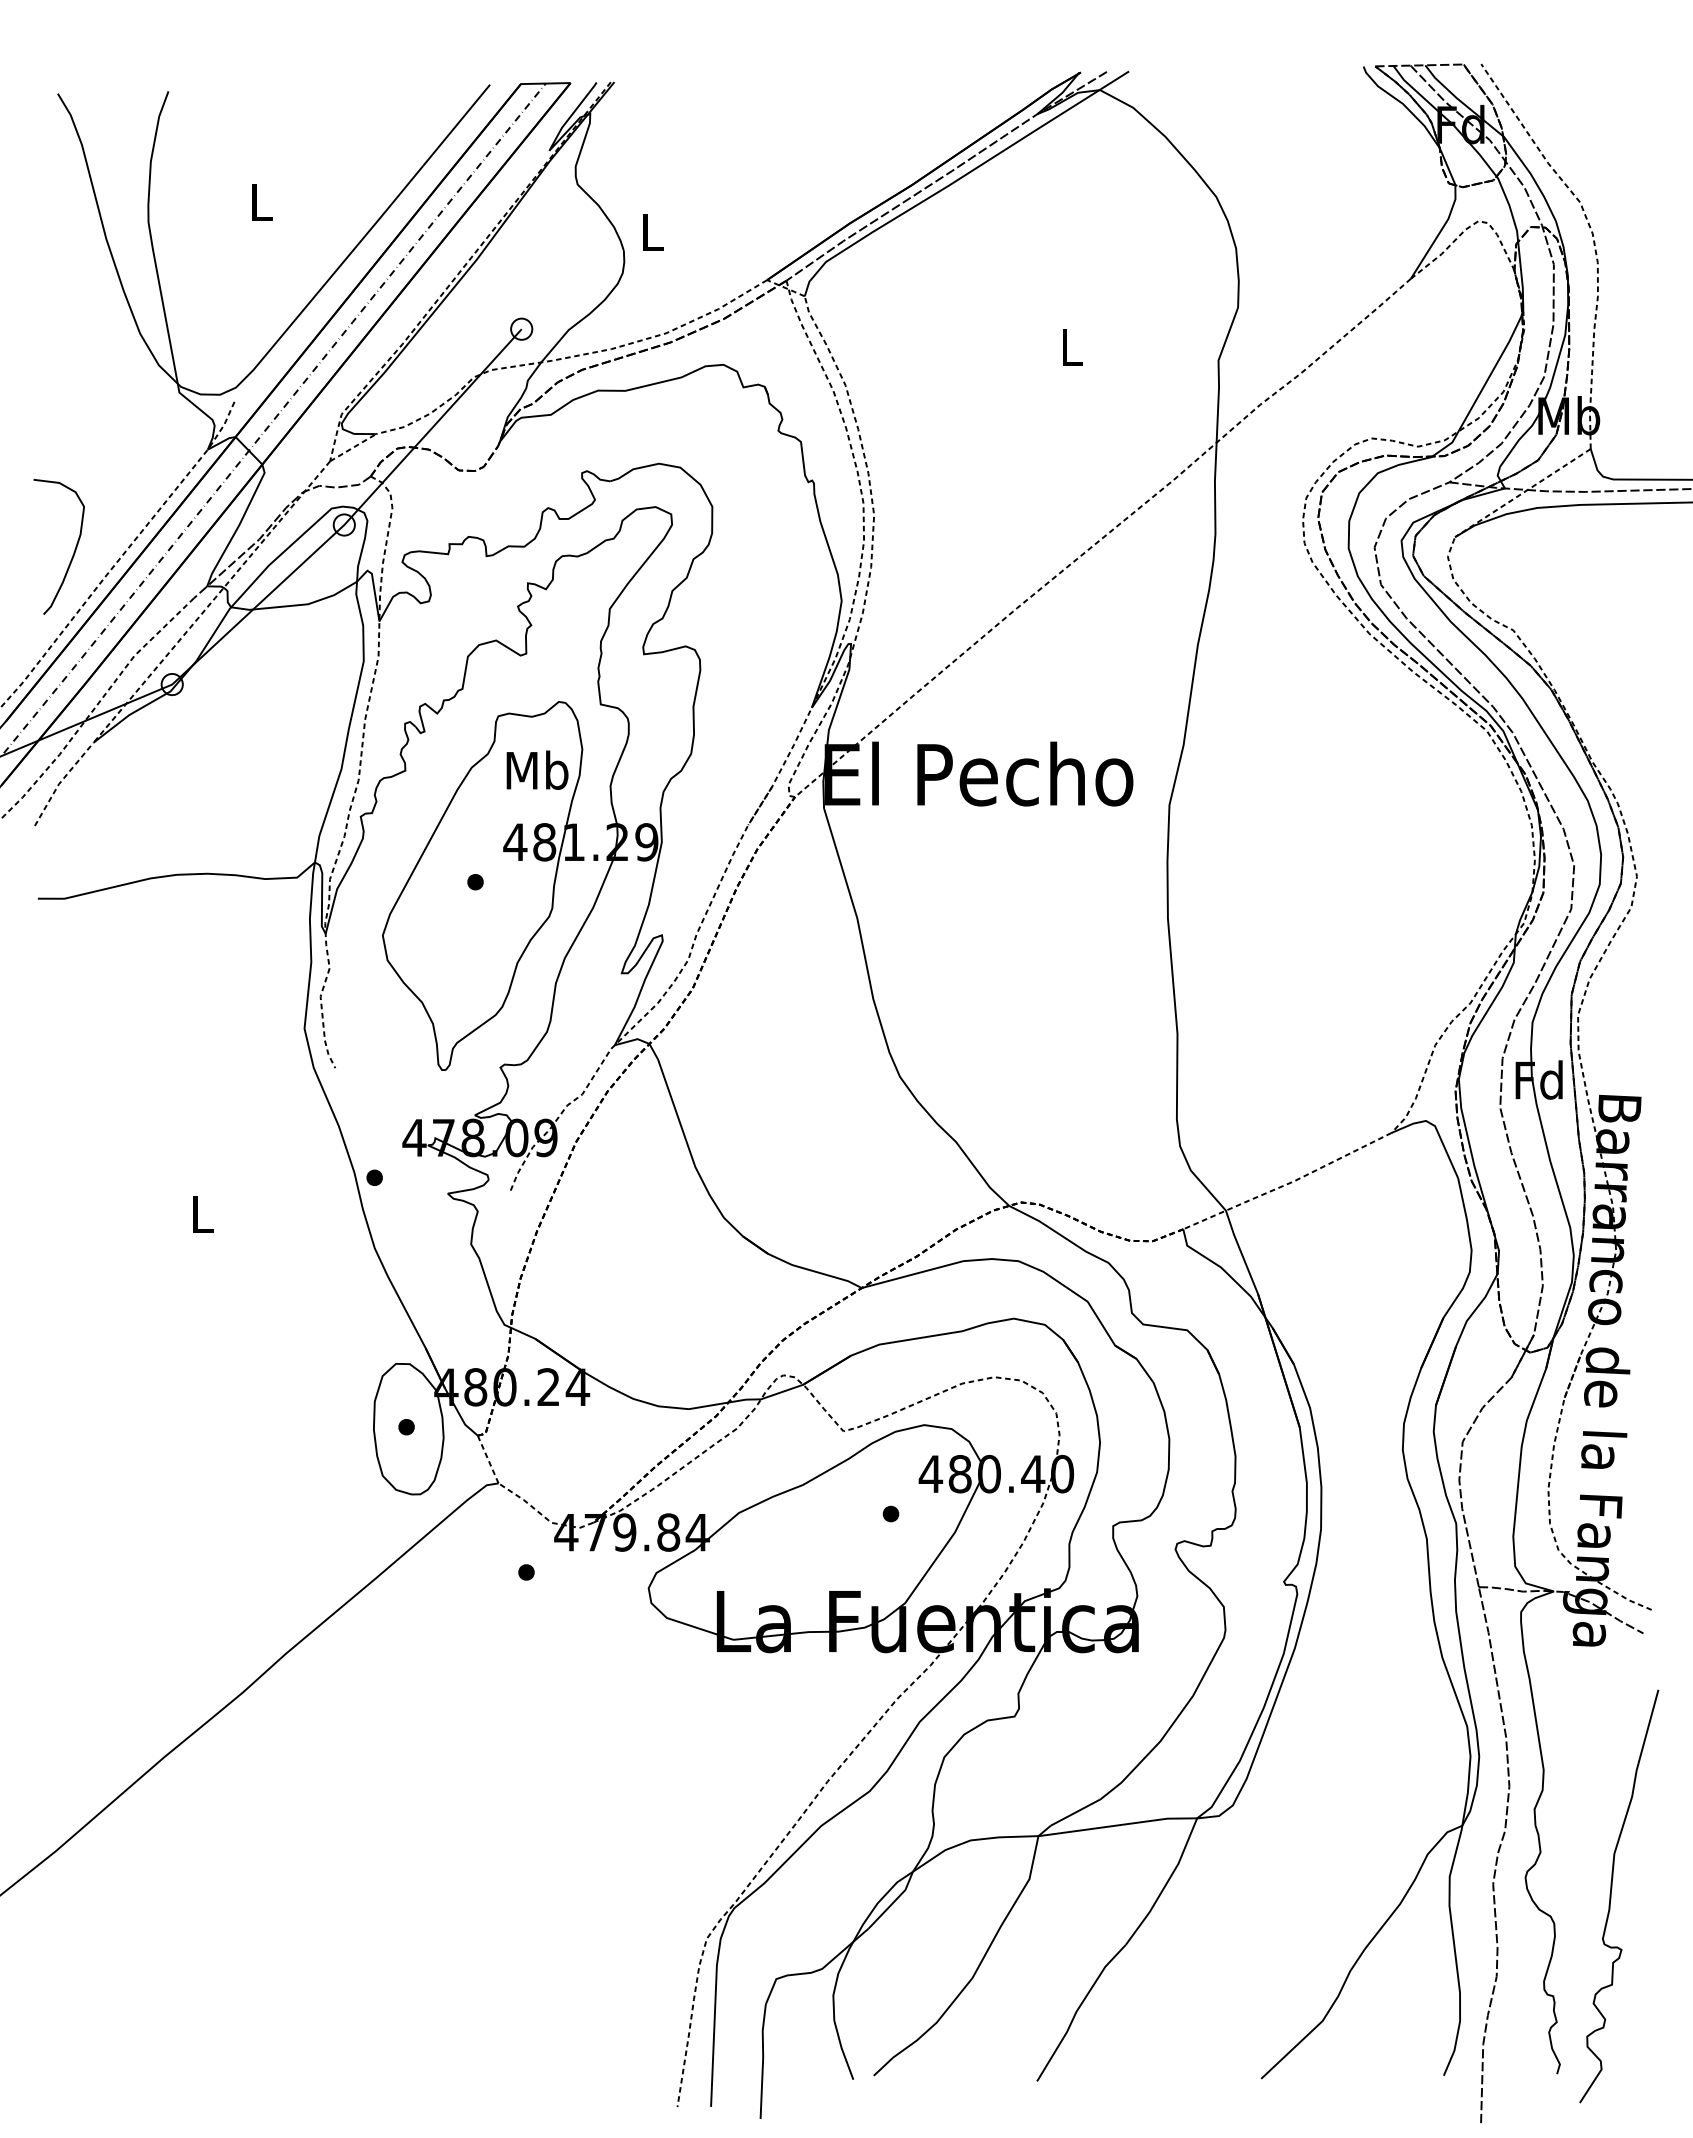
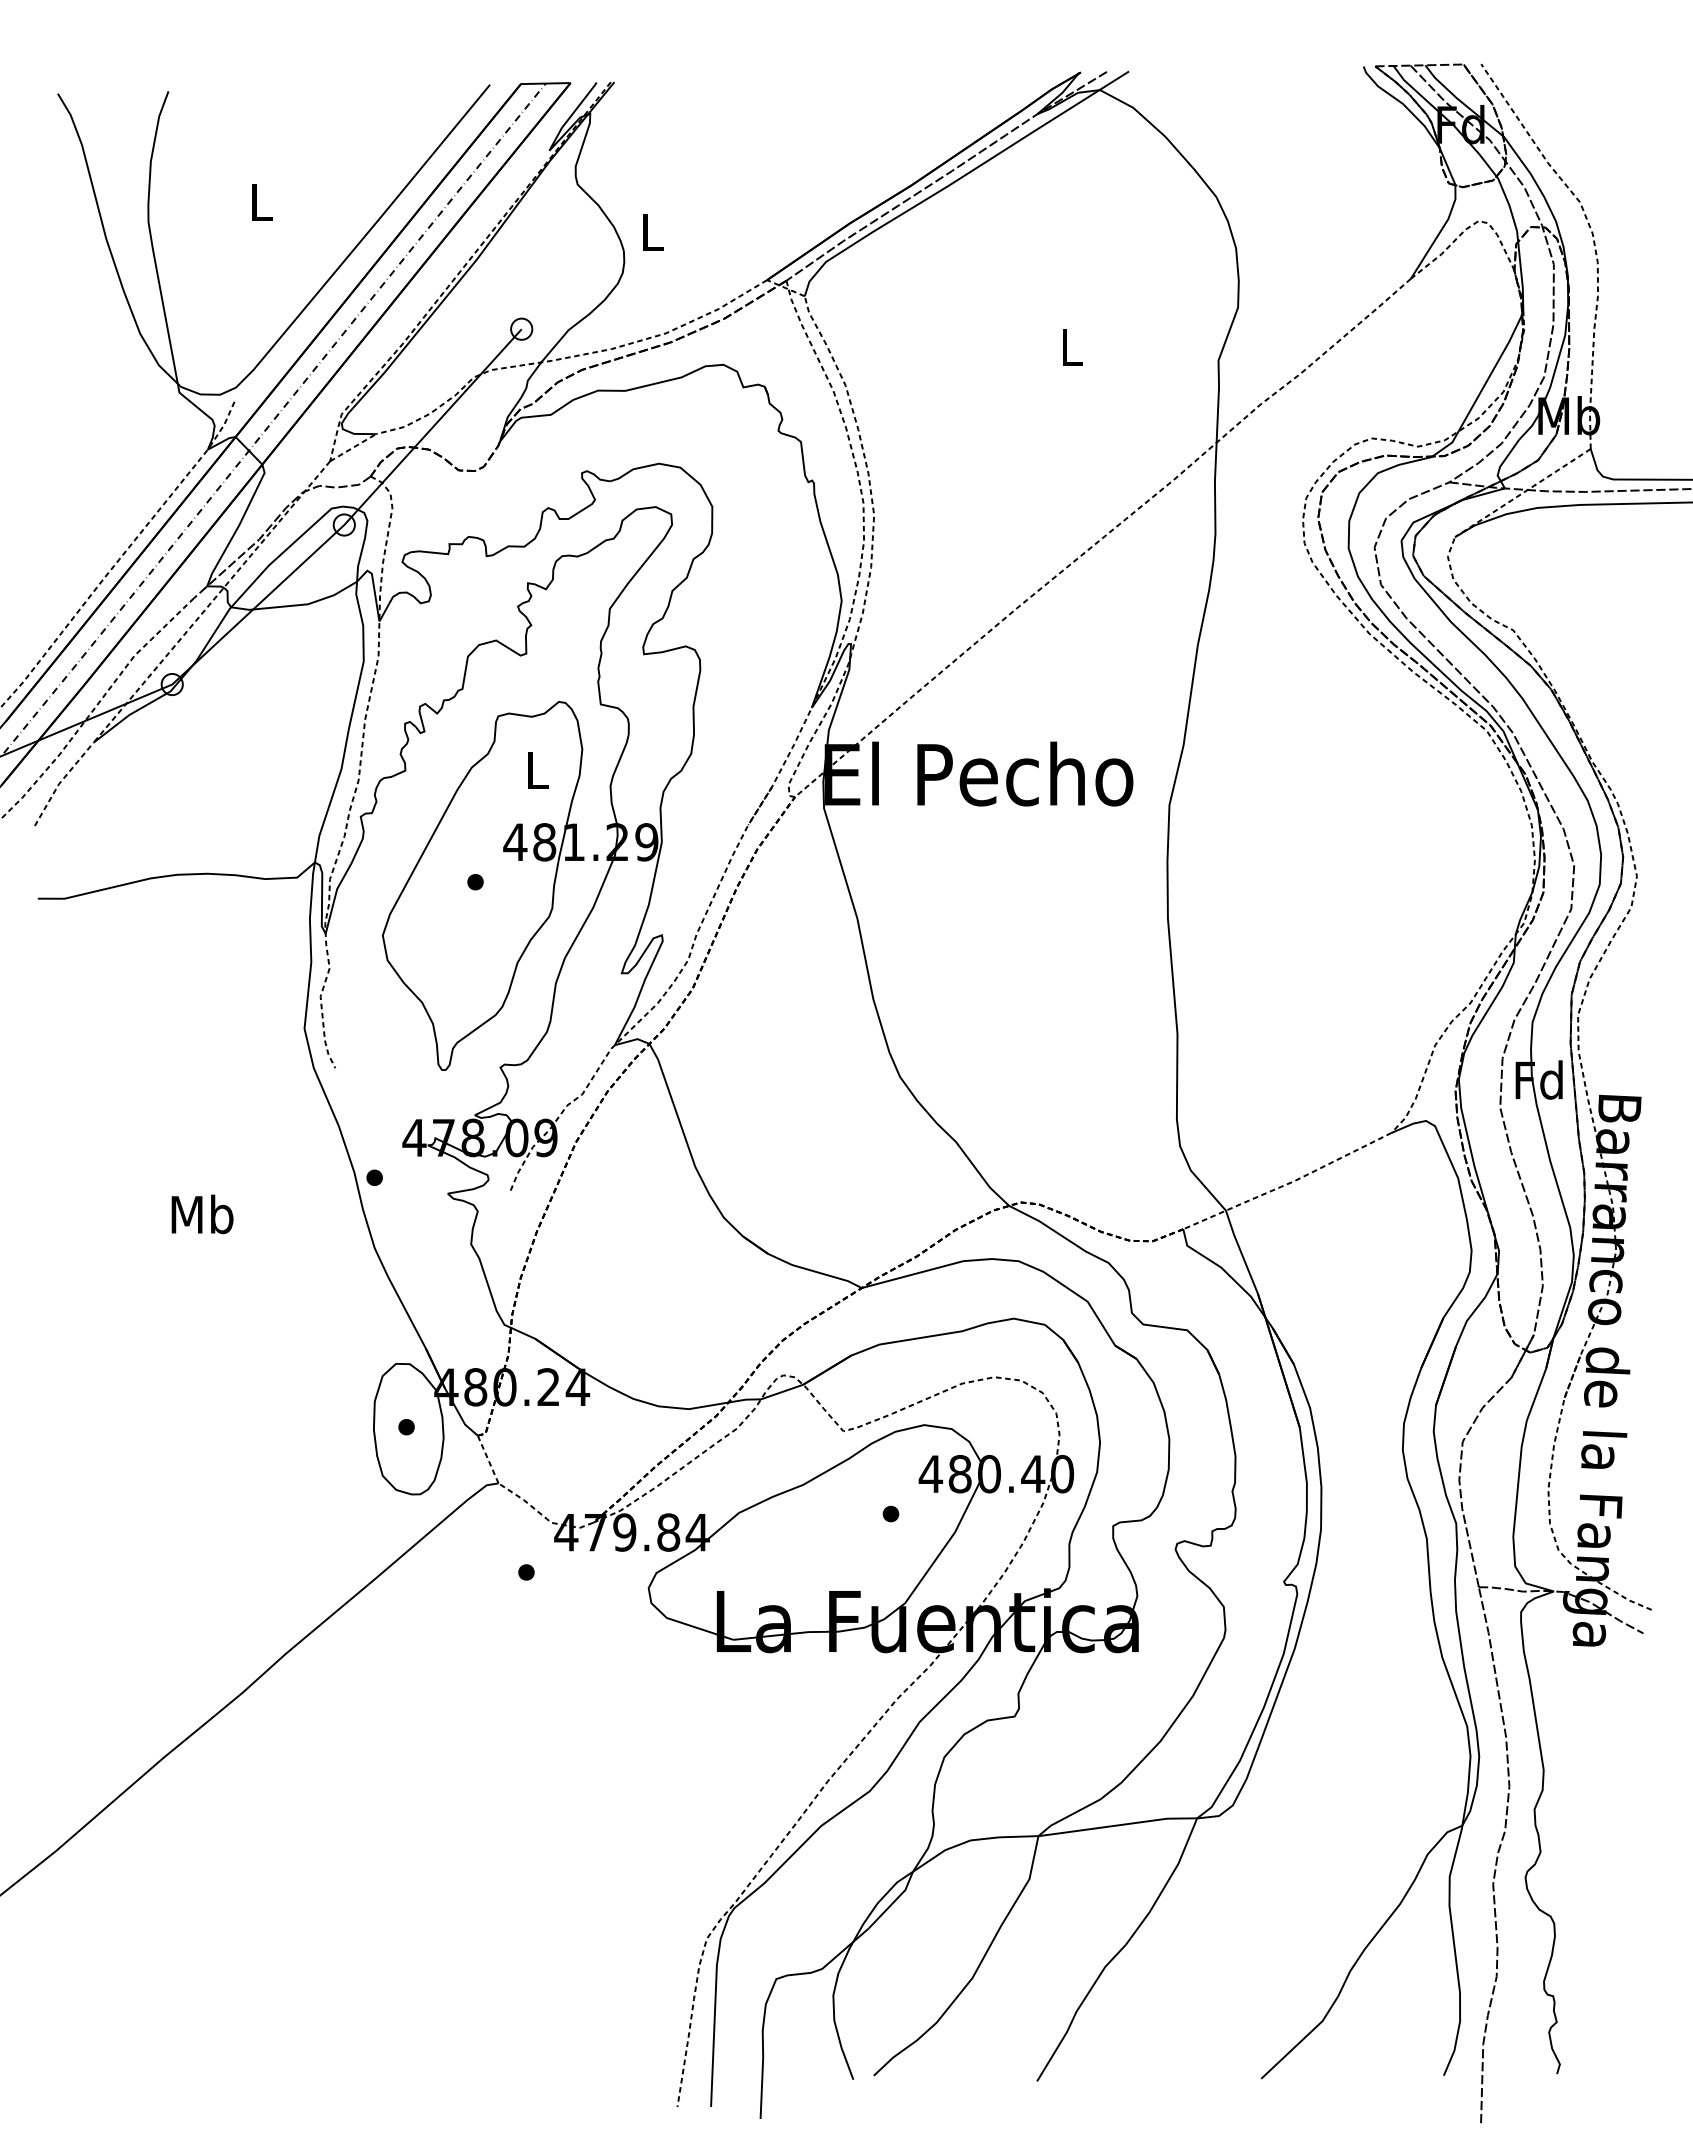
curve: present -> none (73, 552)
text: Mb -> L (537, 769)
text: L -> Mb (202, 1214)
curve: present -> none (1611, 1896)
